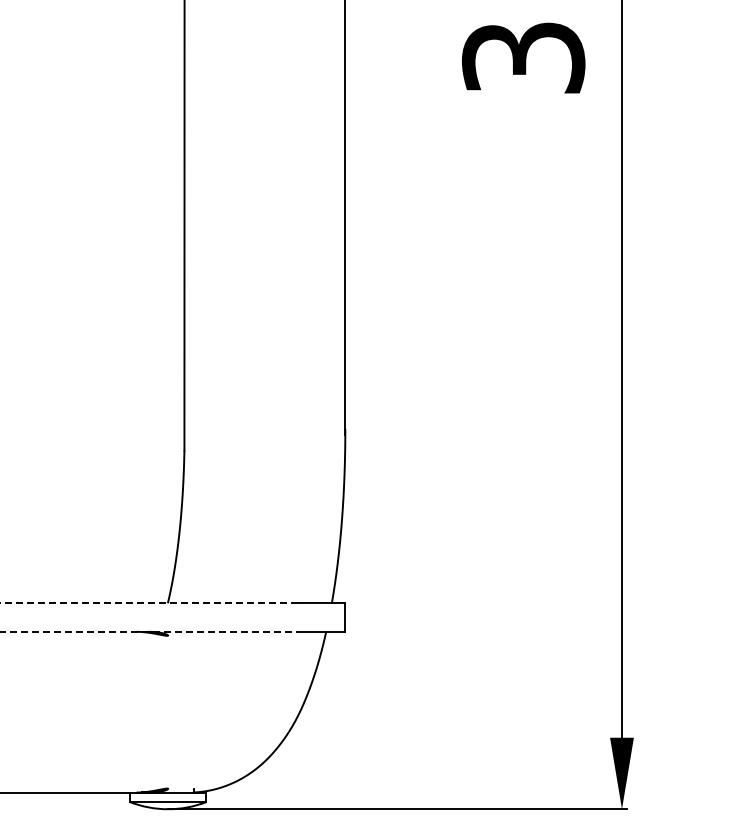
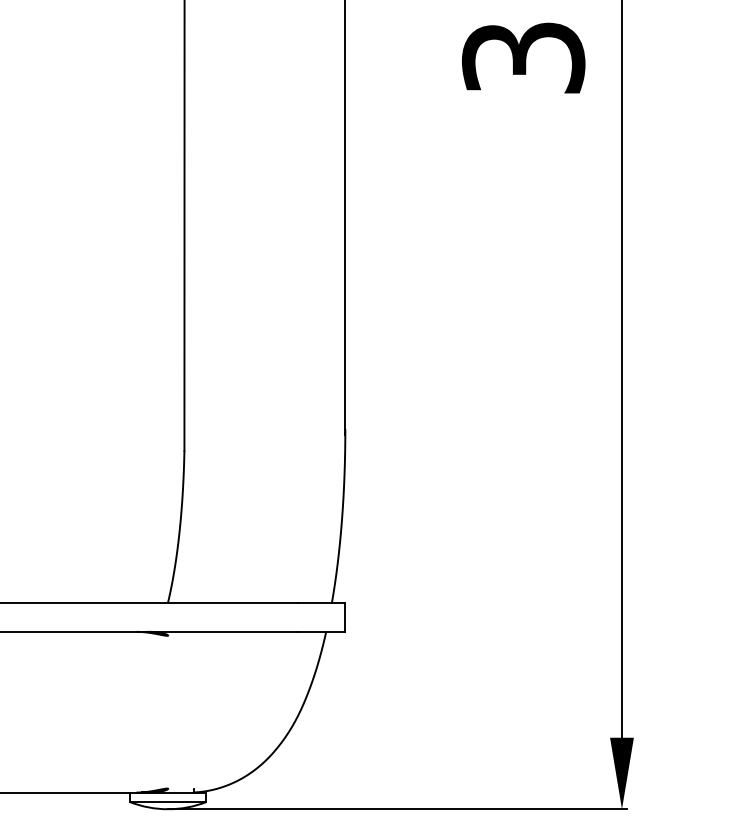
line: dashed -> solid (148, 603)
line: dashed -> solid (148, 631)
